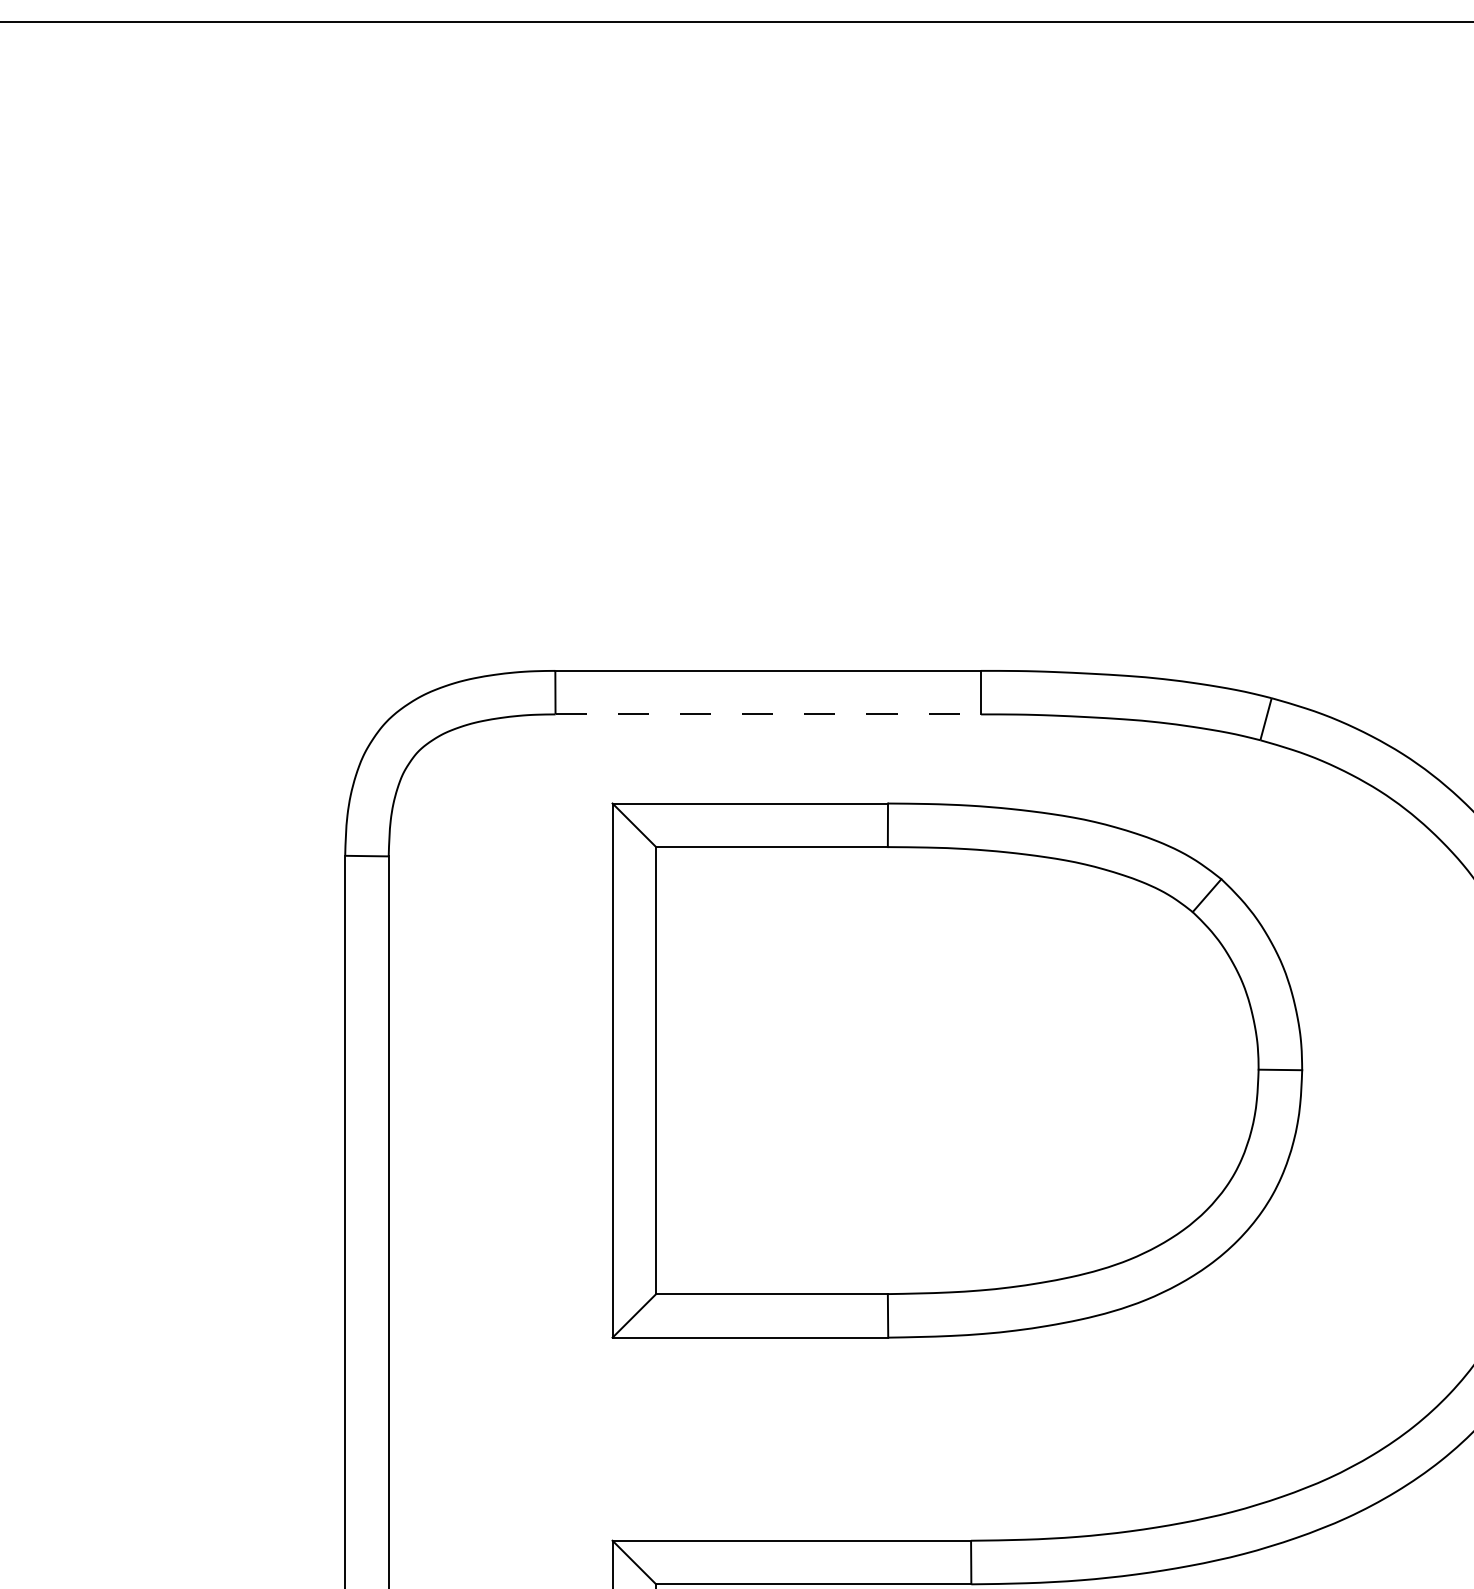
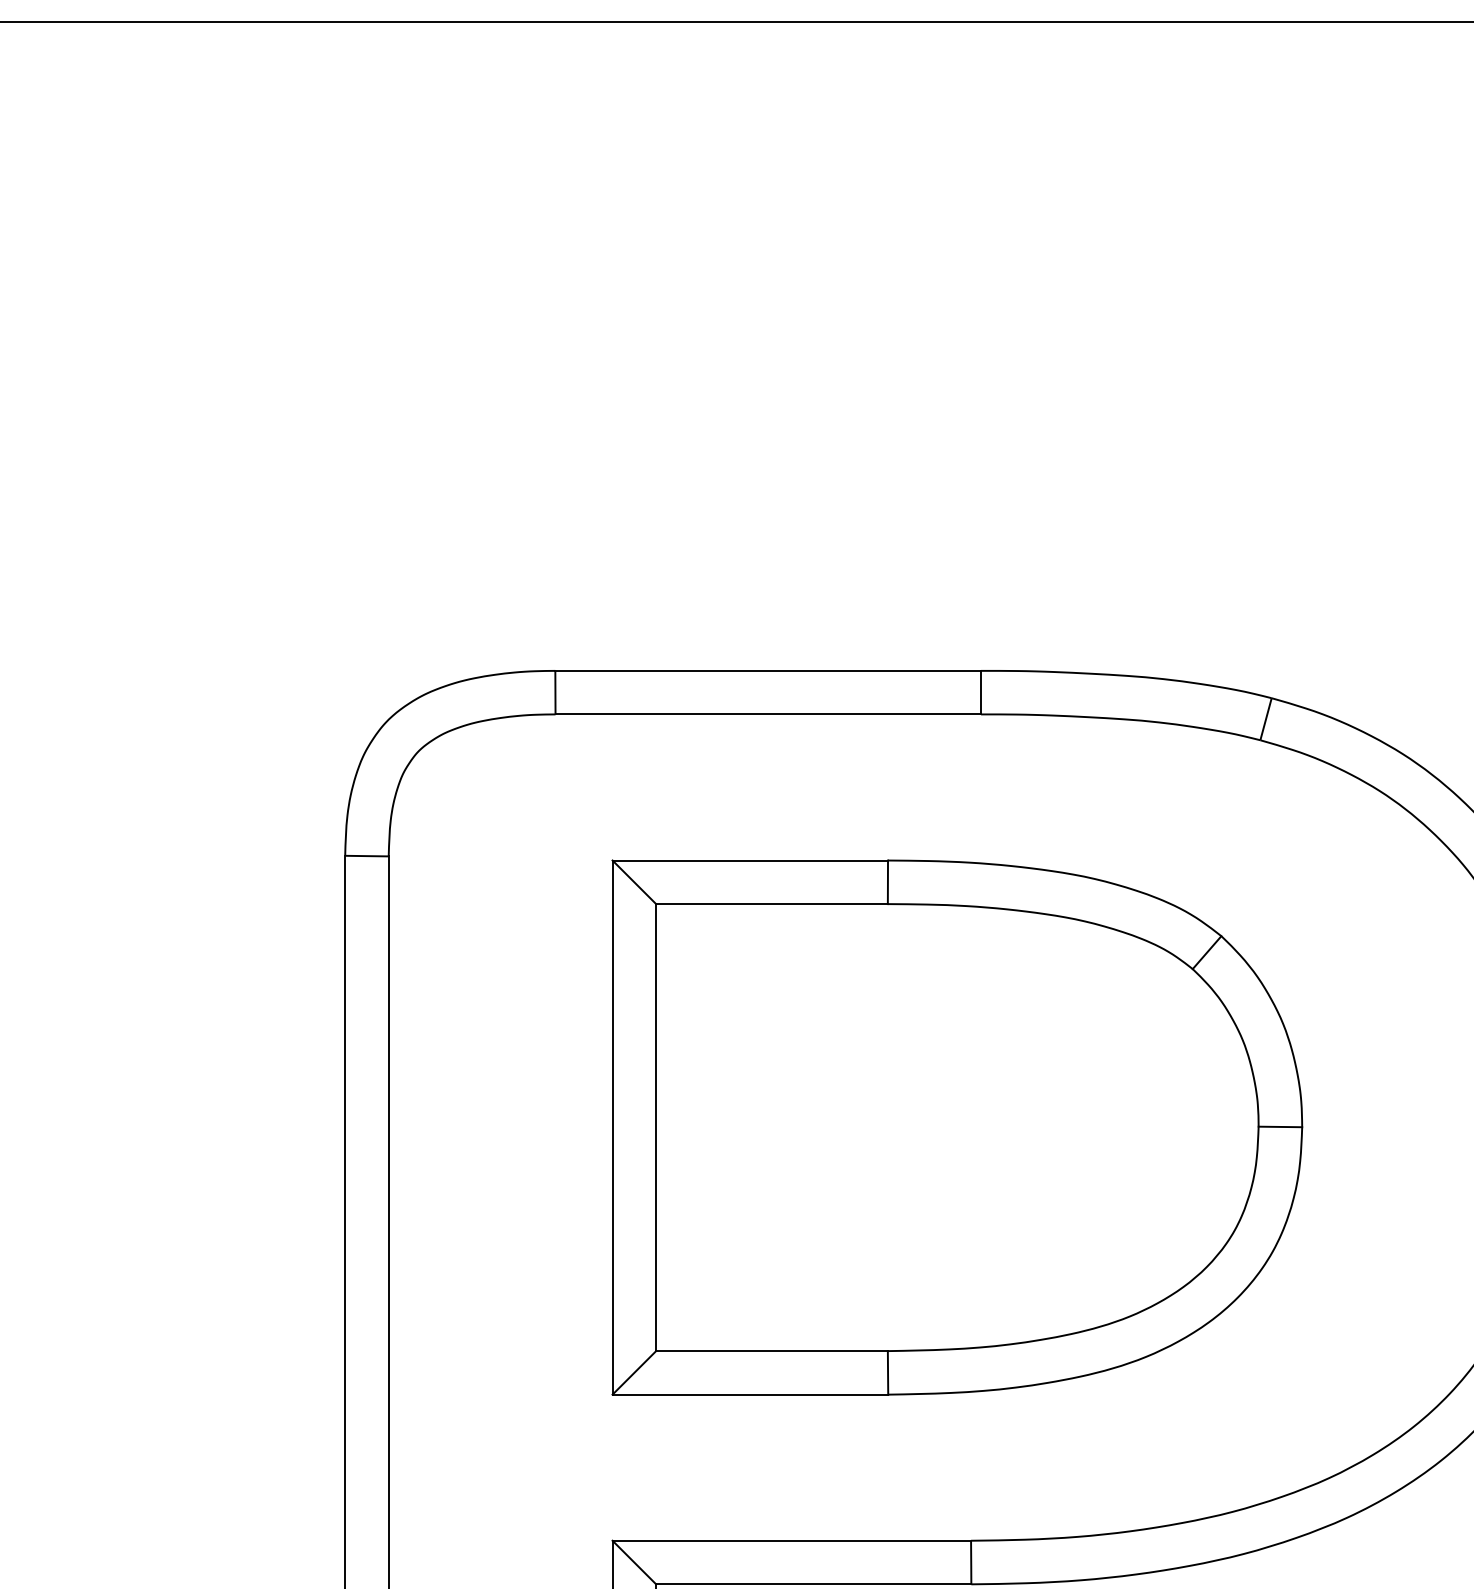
line: dashed -> solid (768, 714)
part position: (957, 1070) -> (957, 1127) (957, 1127)
